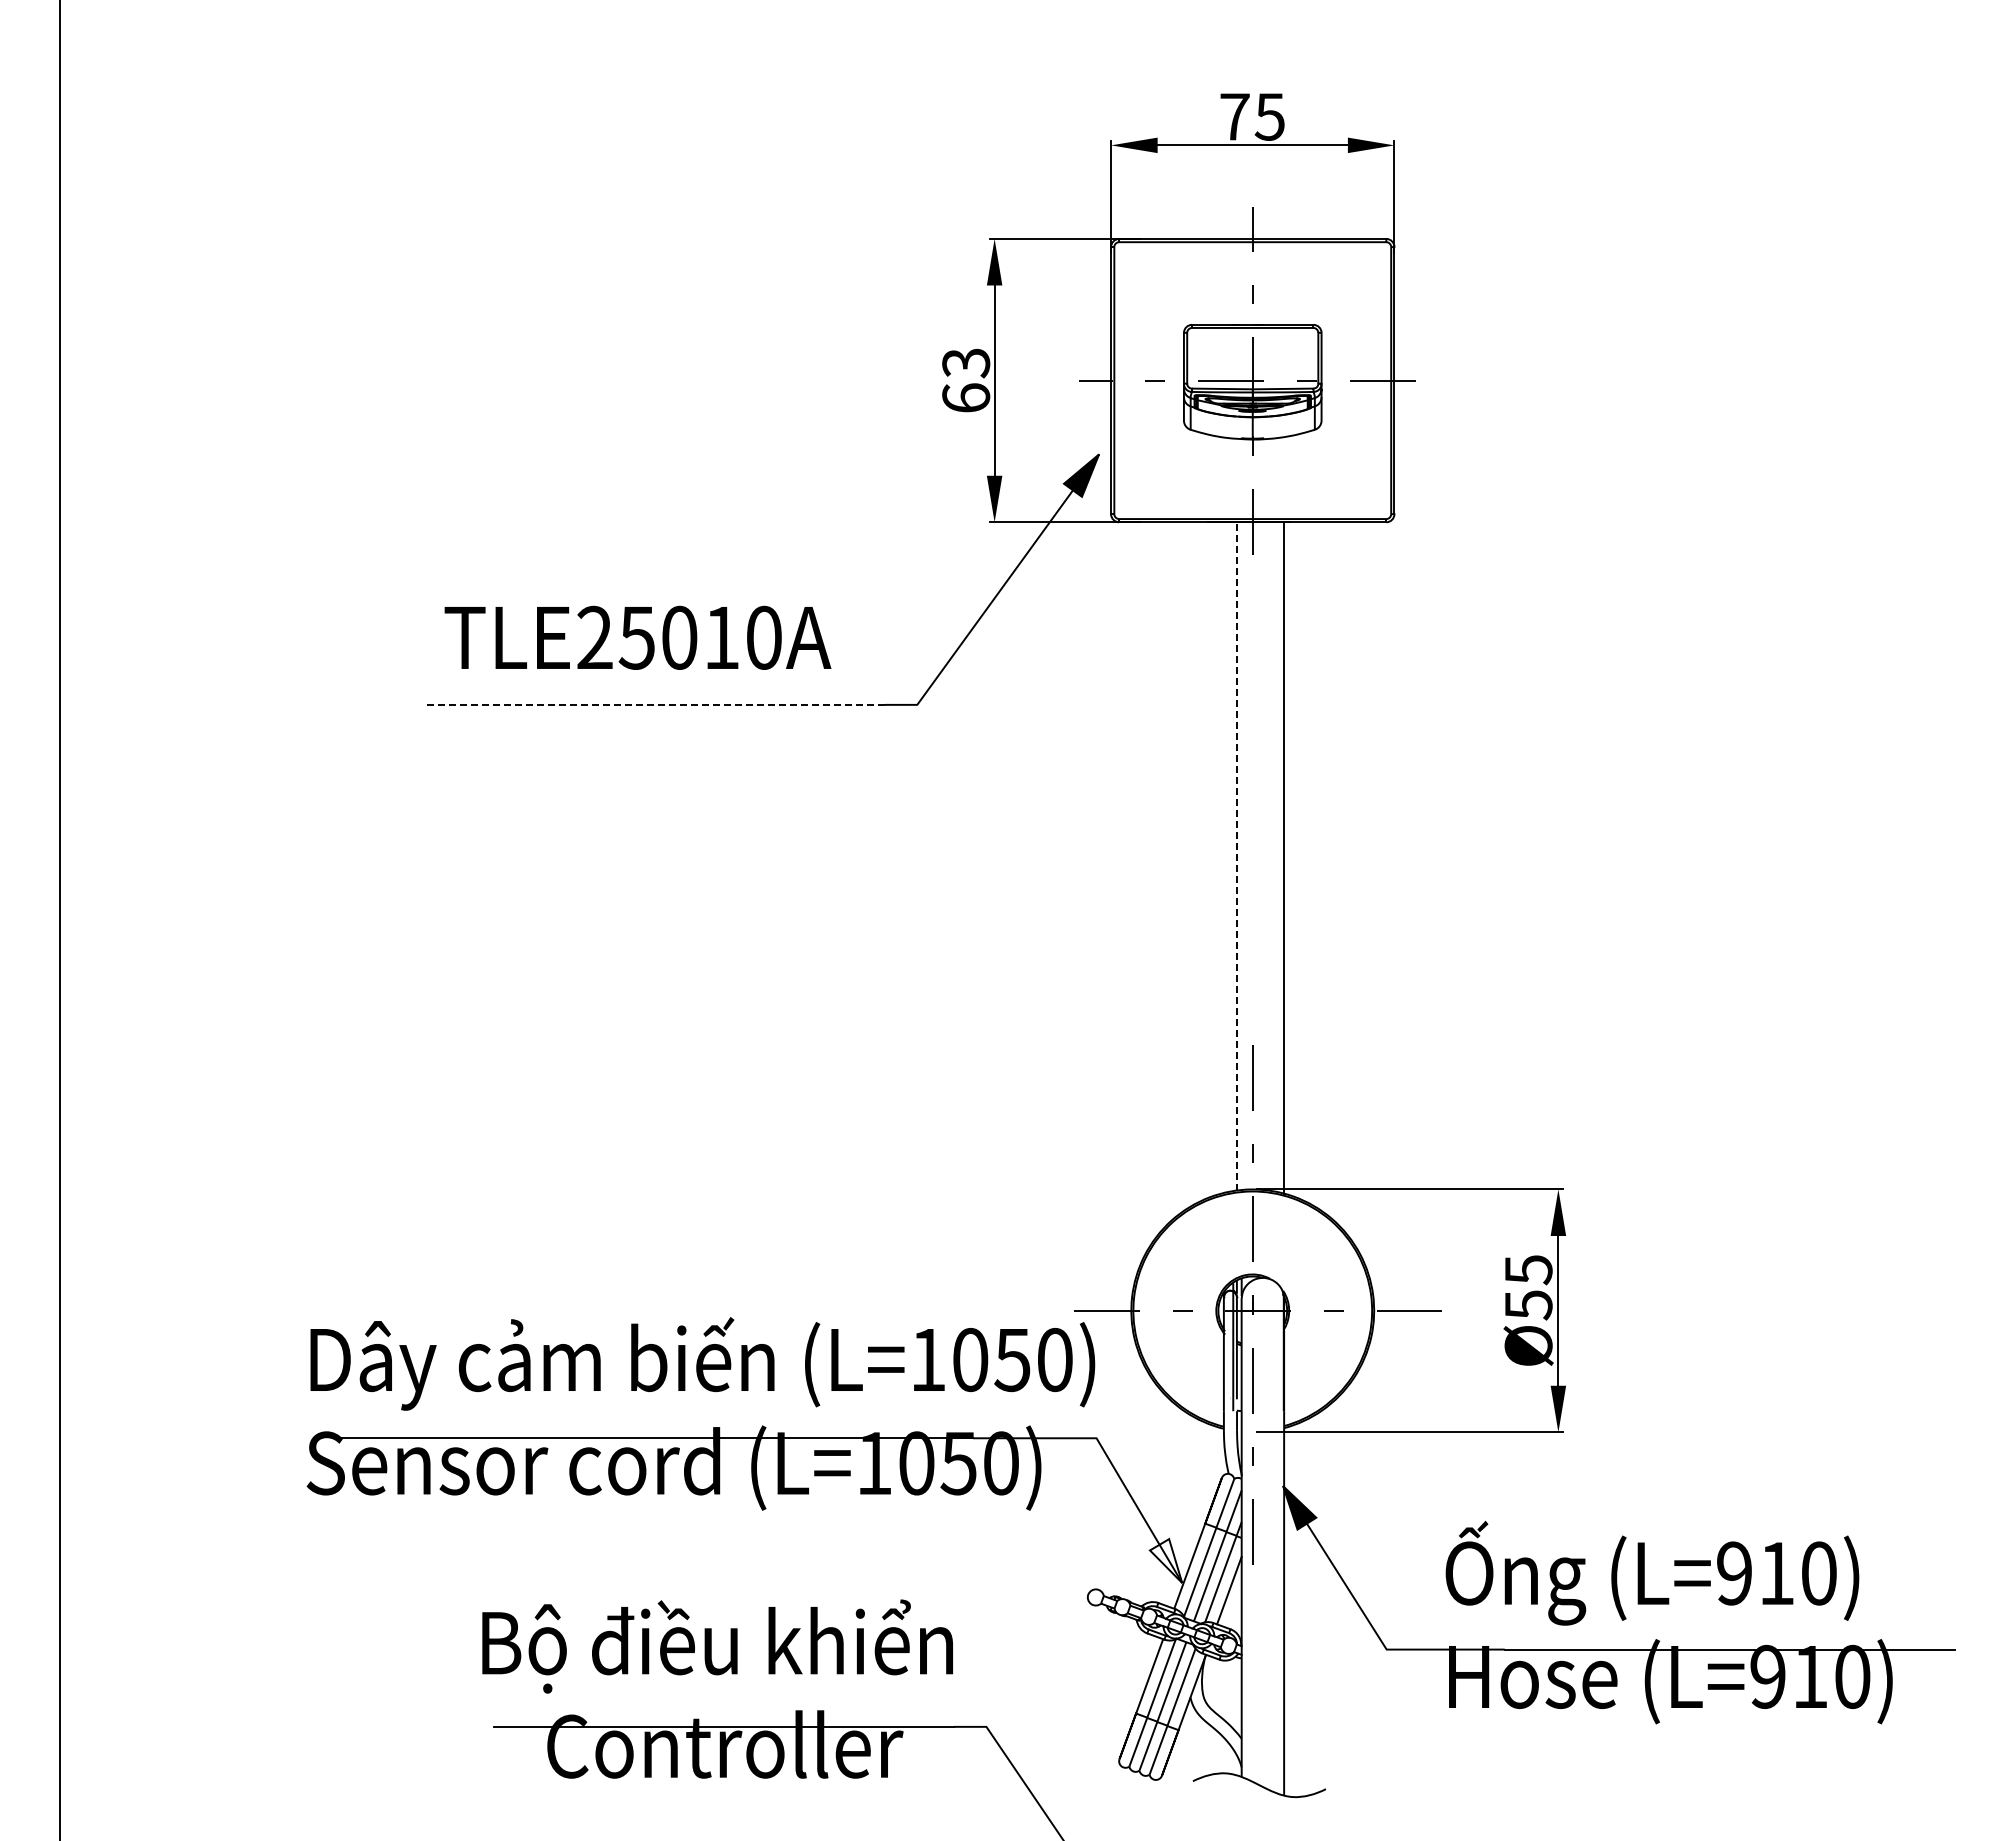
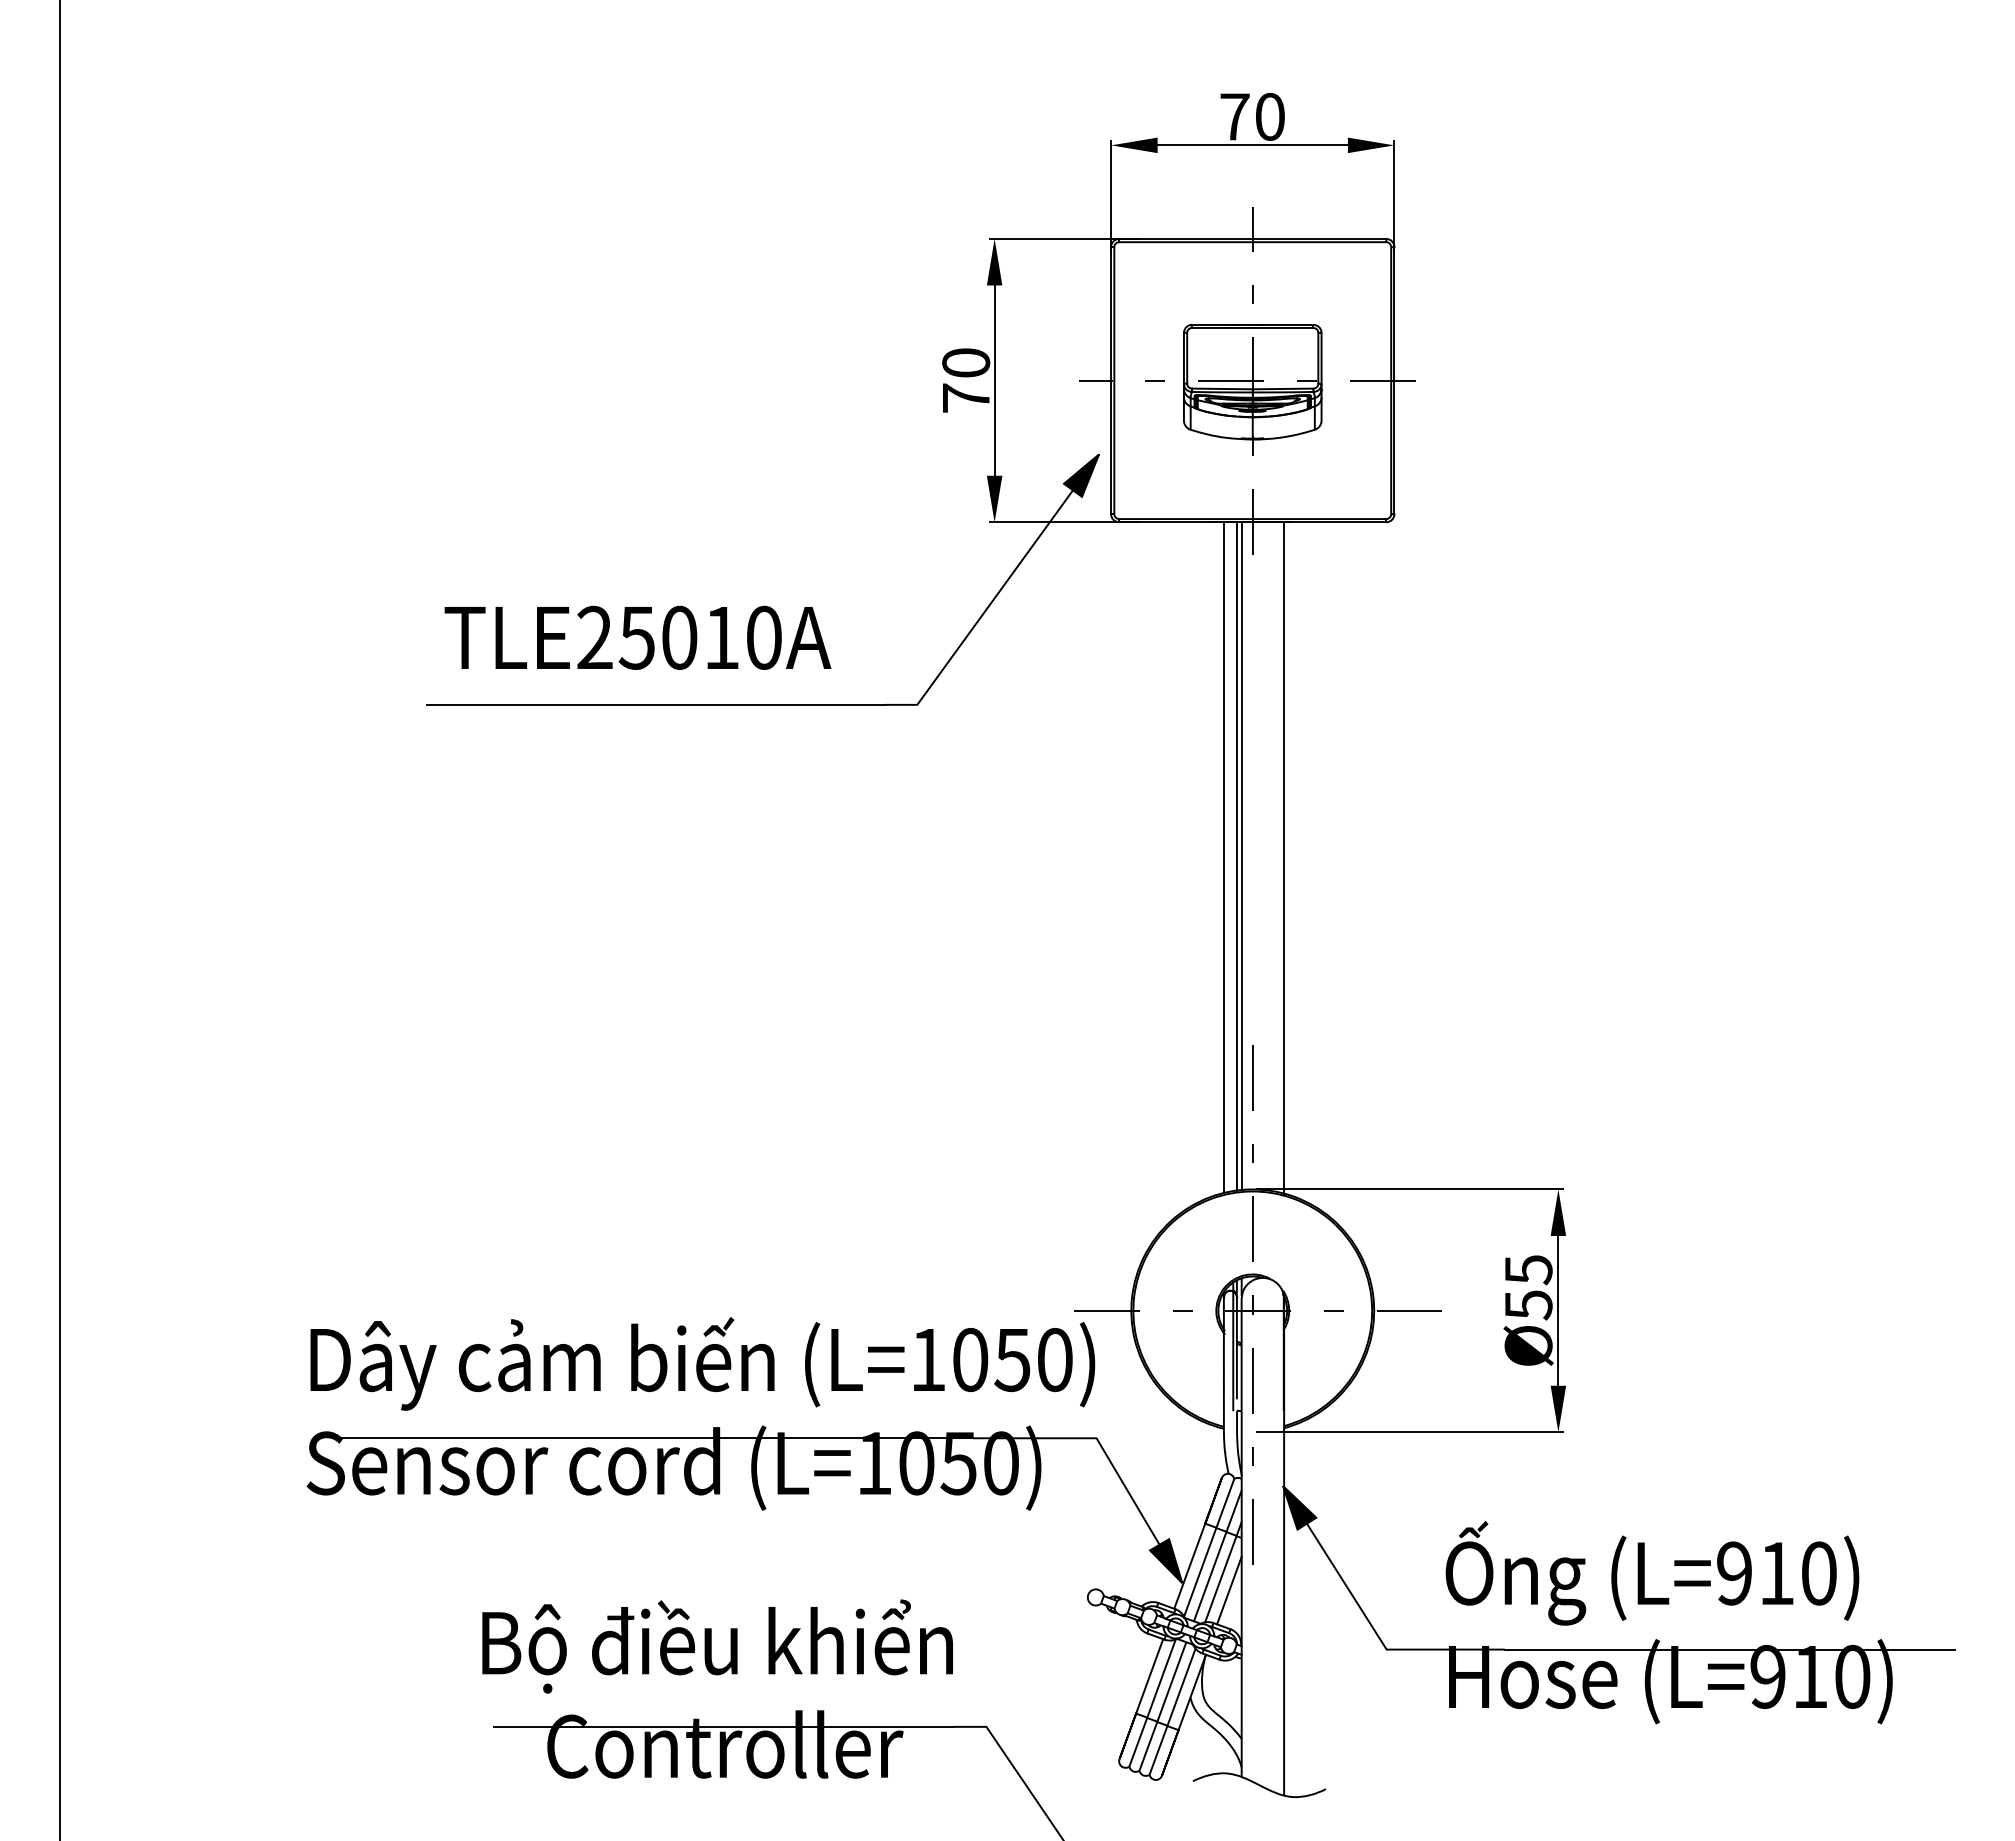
text: 75 -> 70 (1269, 116)
text: 63 -> 70 (966, 380)
line: dashed -> solid (655, 704)
line: dashed -> solid (1236, 855)
line: none -> present (1241, 856)
line: none -> present (1223, 857)
fill: none -> present (1166, 1561)
